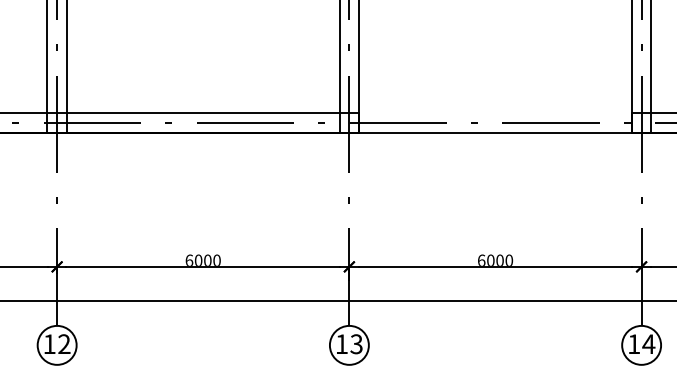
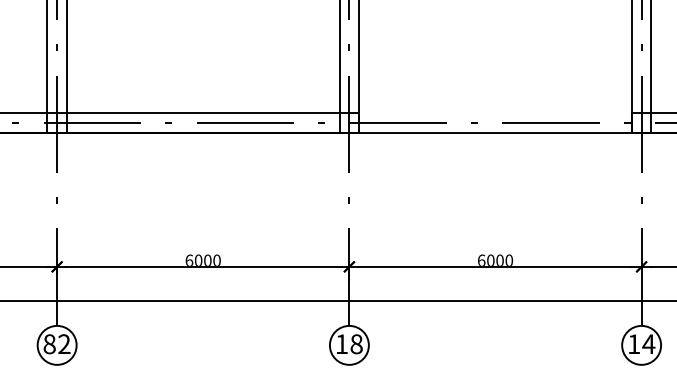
text: 12 -> 82 (49, 344)
text: 13 -> 18 (356, 344)
